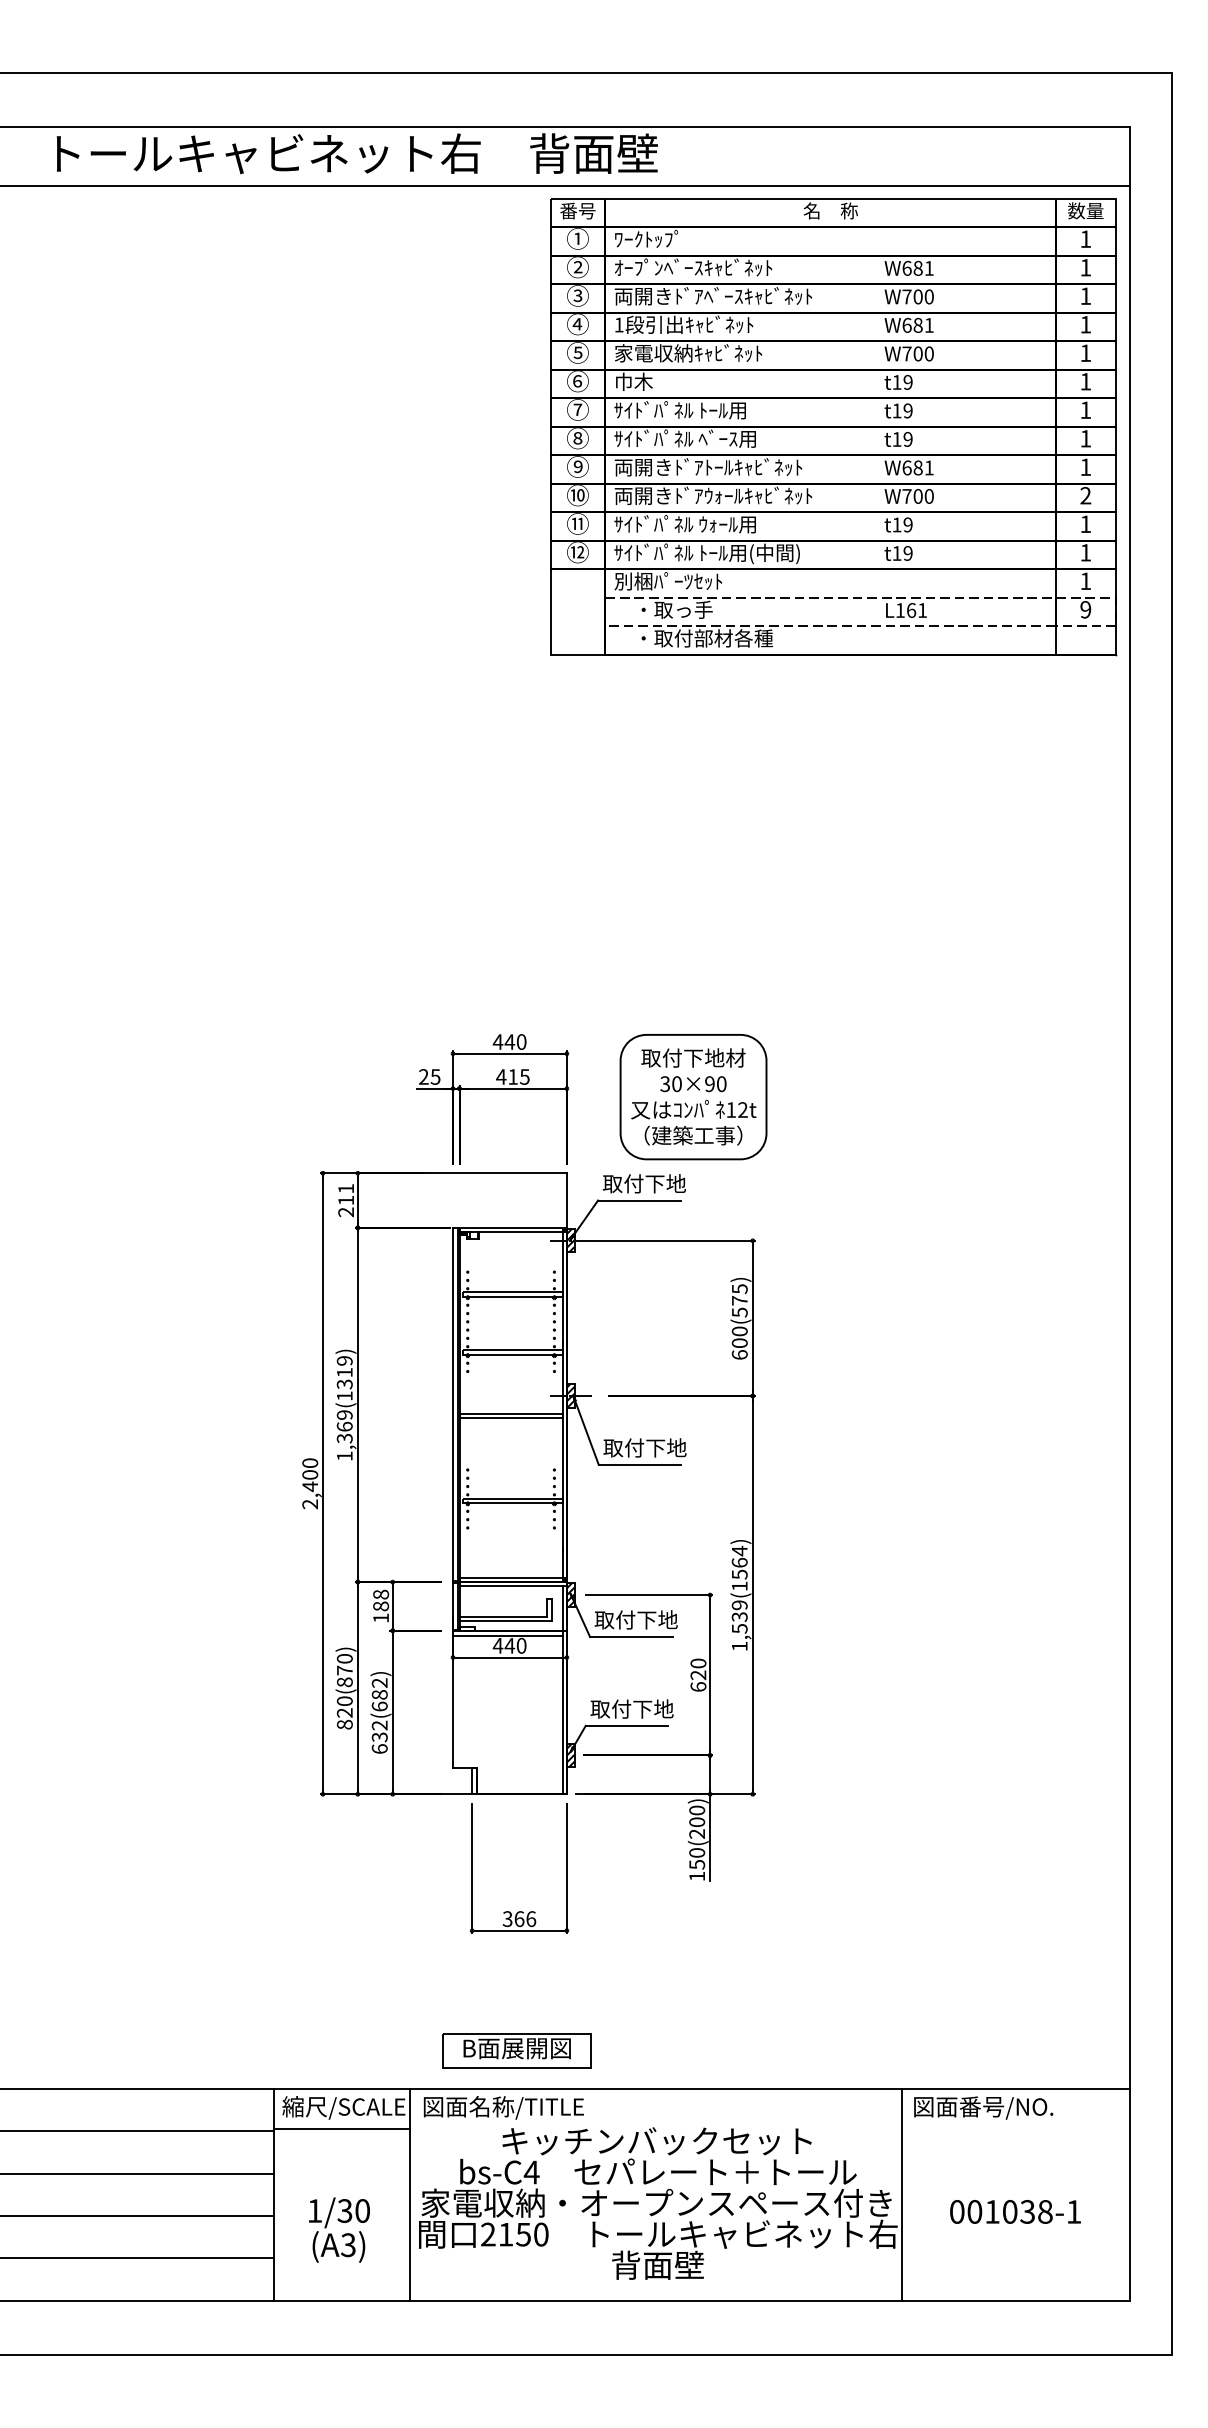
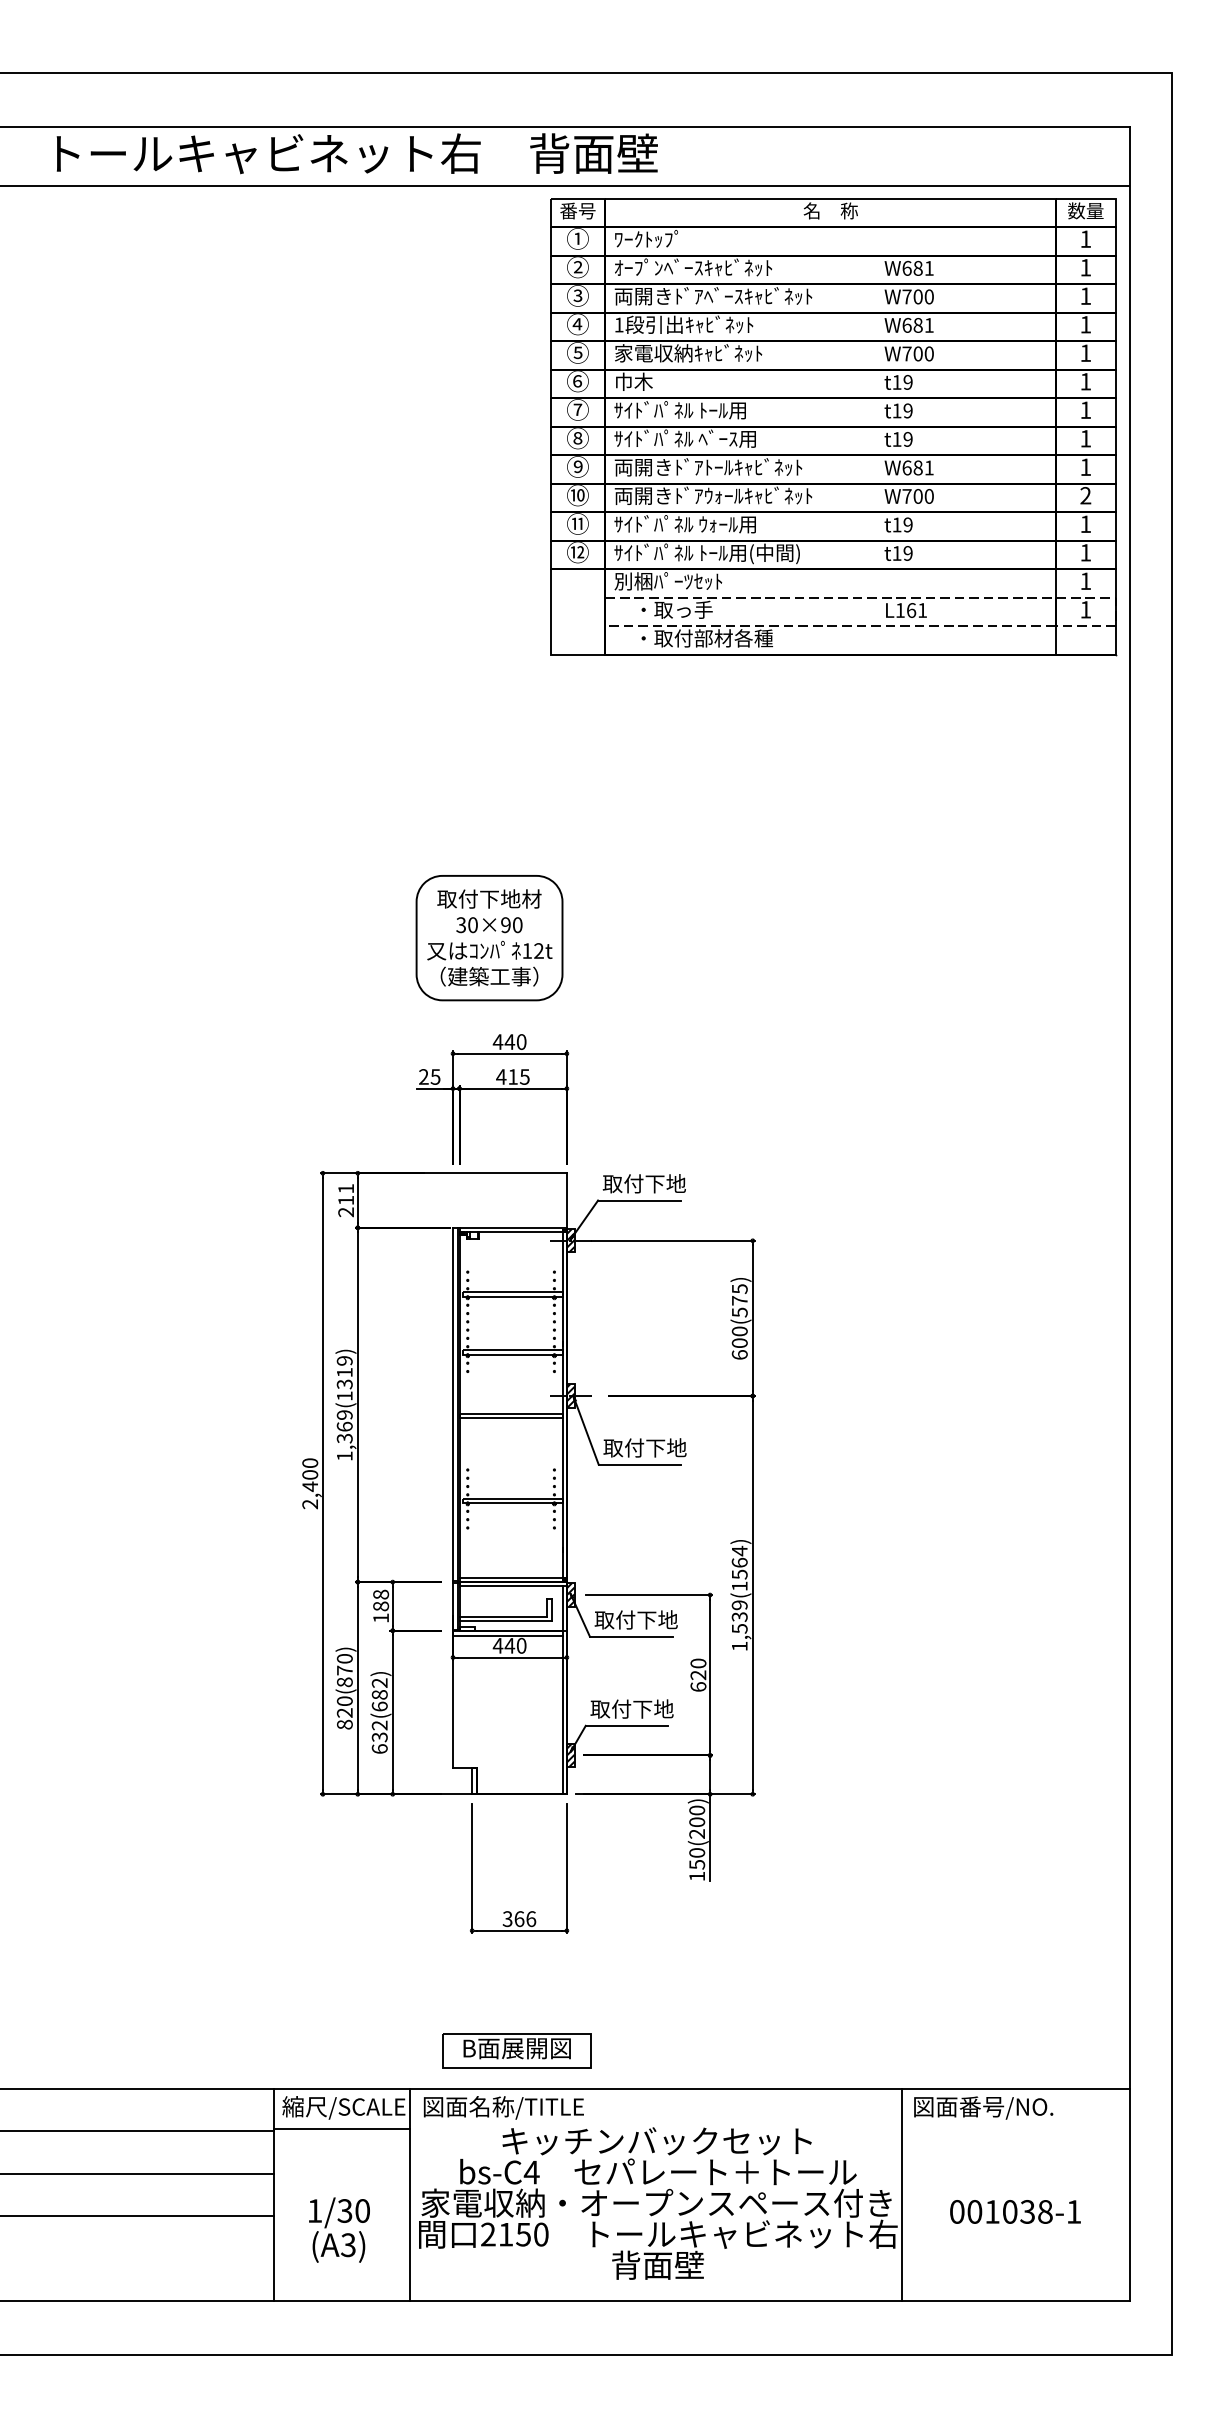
text: 9 -> 1 (1085, 609)
part position: (693, 1097) -> (489, 938) (489, 938)
line: present -> none (138, 2258)
